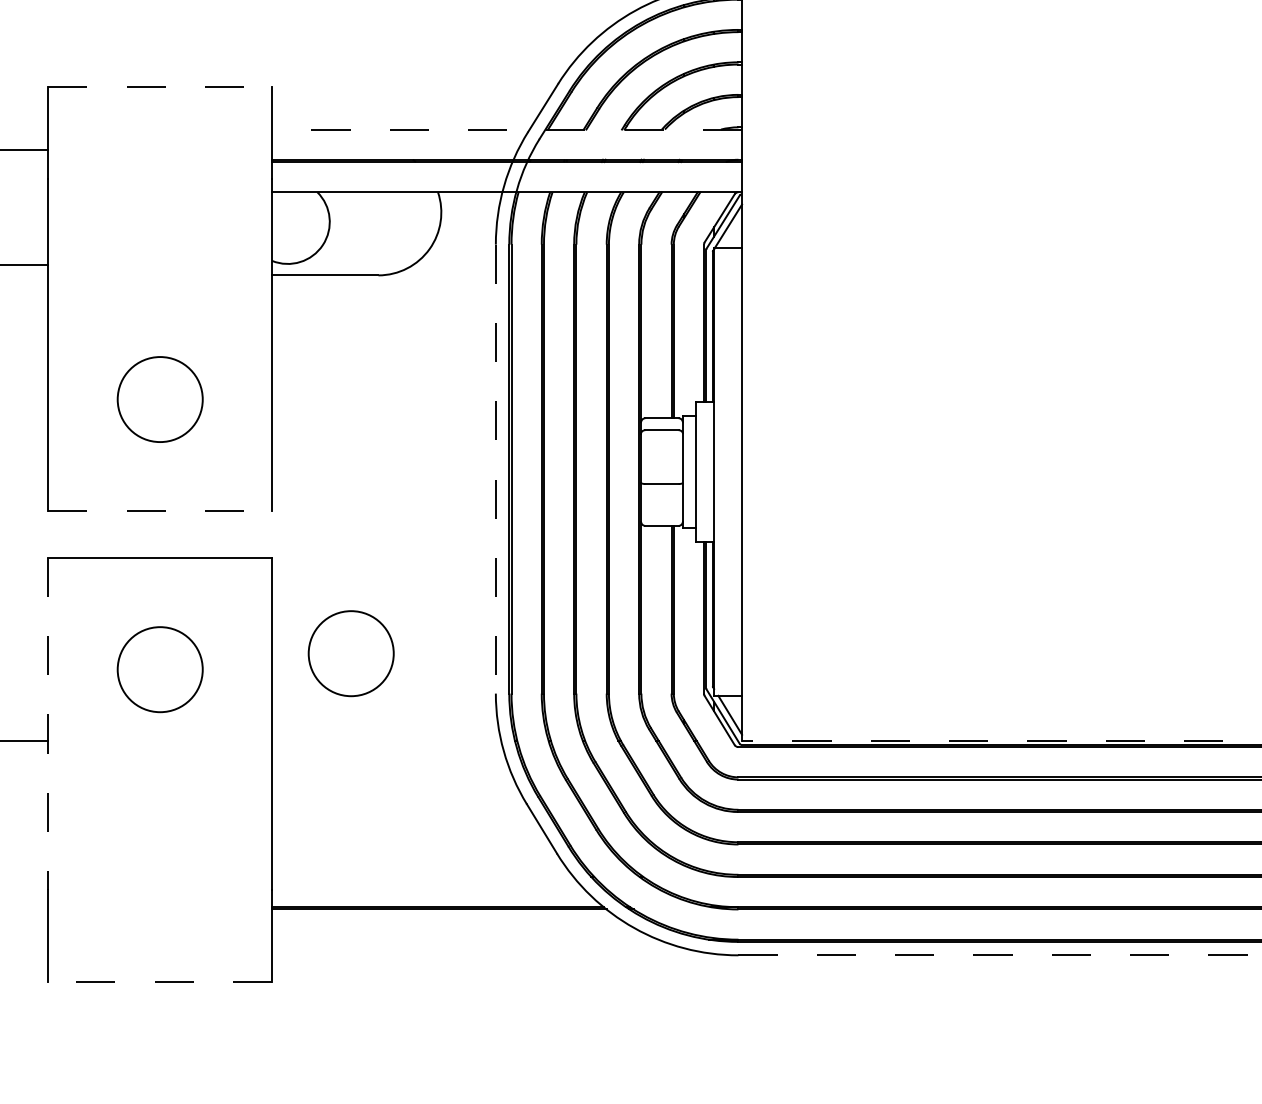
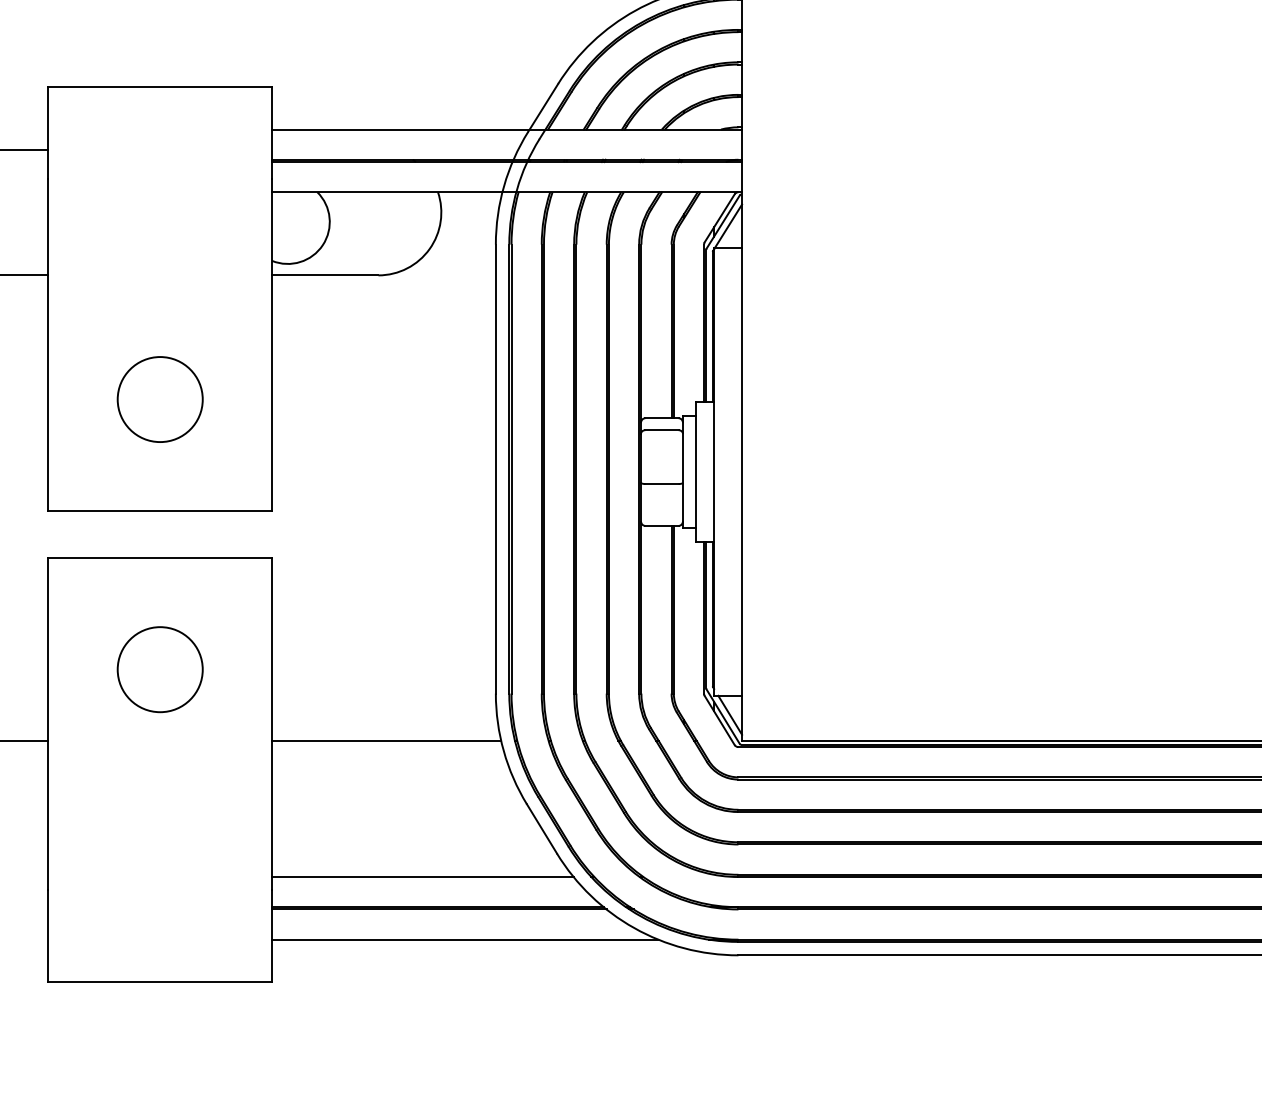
line: dashed -> solid (160, 87)
line: dashed -> solid (507, 129)
line position: (25, 265) -> (25, 275) (25, 275)
line: dashed -> solid (495, 469)
line: dashed -> solid (160, 511)
circle: present -> none (350, 653)
line: dashed -> solid (48, 724)
line: none -> present (386, 740)
line: dashed -> solid (1001, 740)
line: none -> present (422, 877)
line: none -> present (465, 939)
line: dashed -> solid (1000, 955)
line: dashed -> solid (160, 982)
